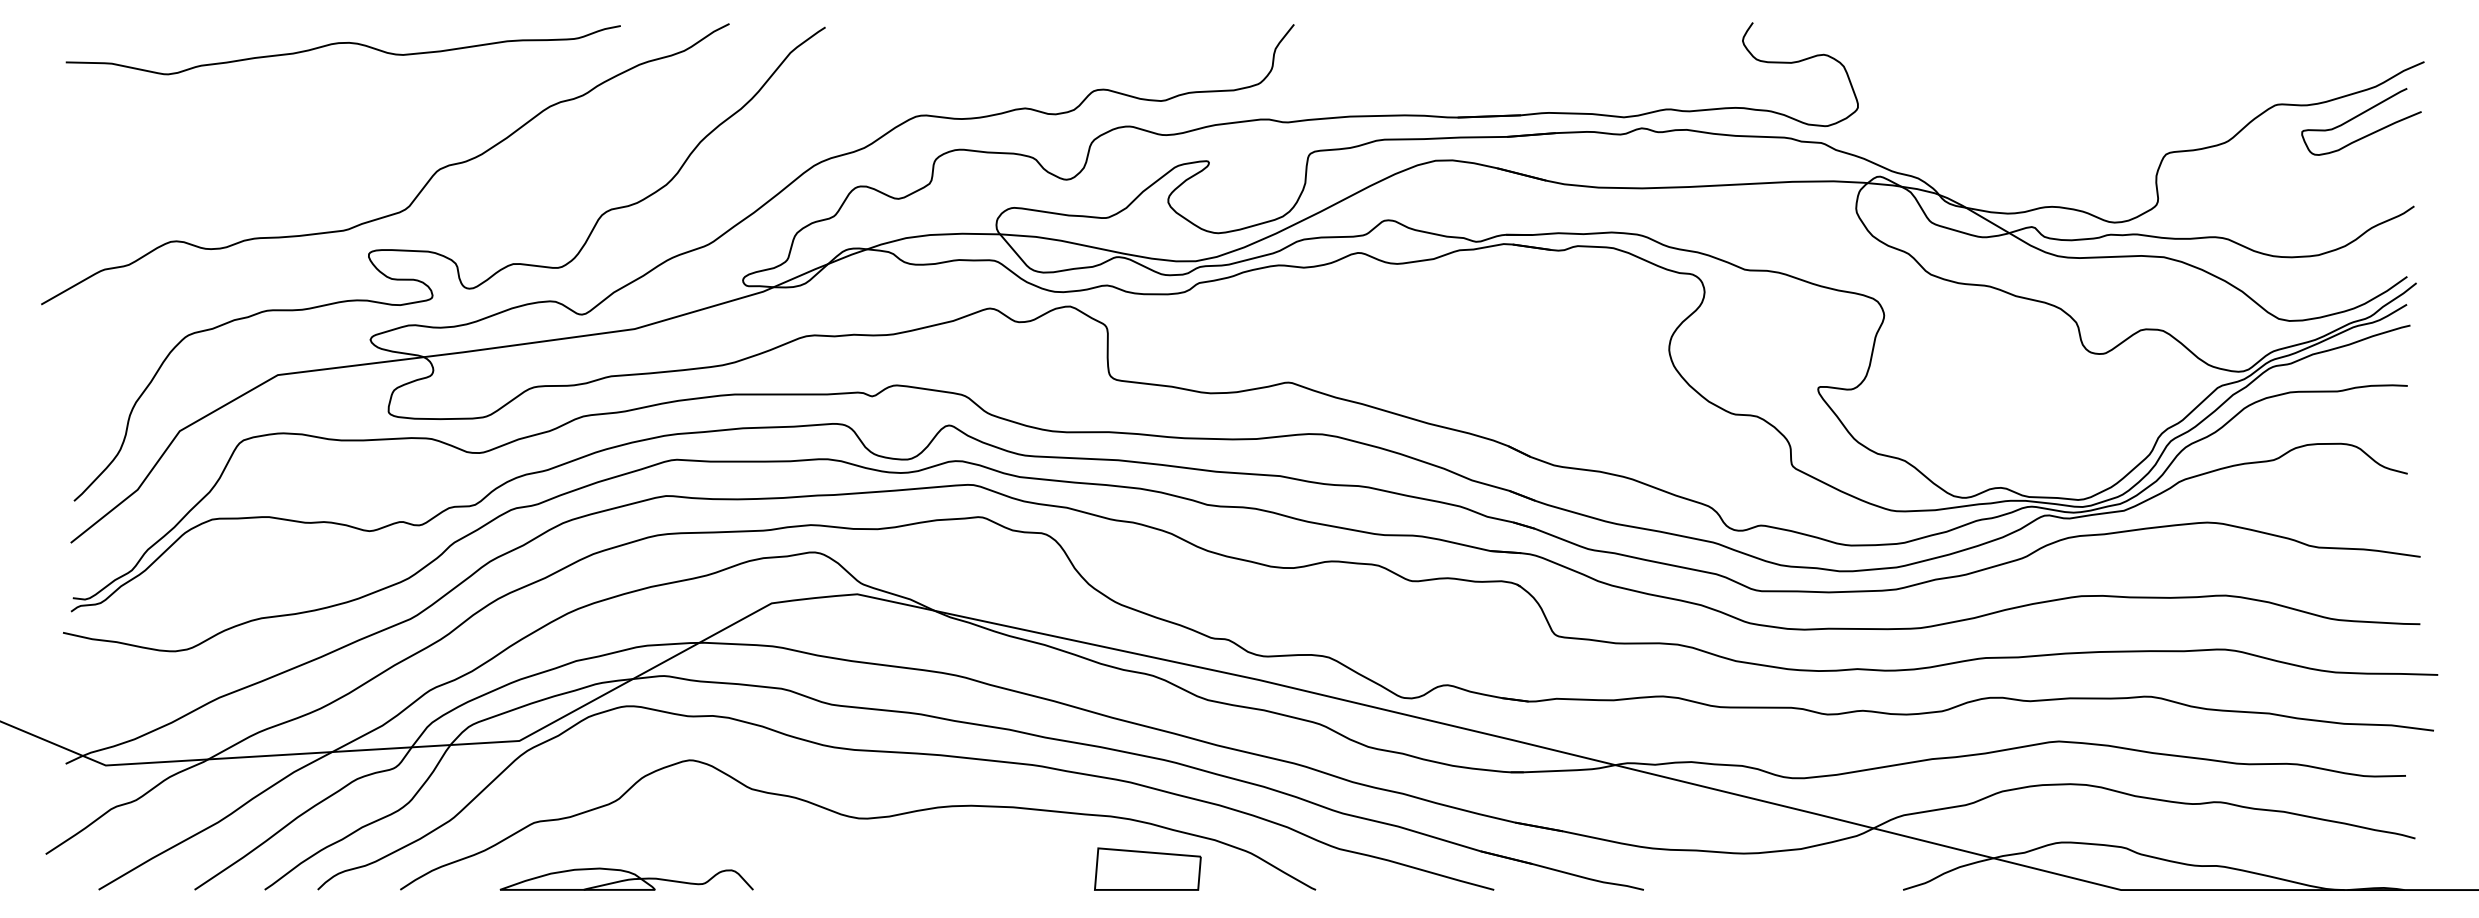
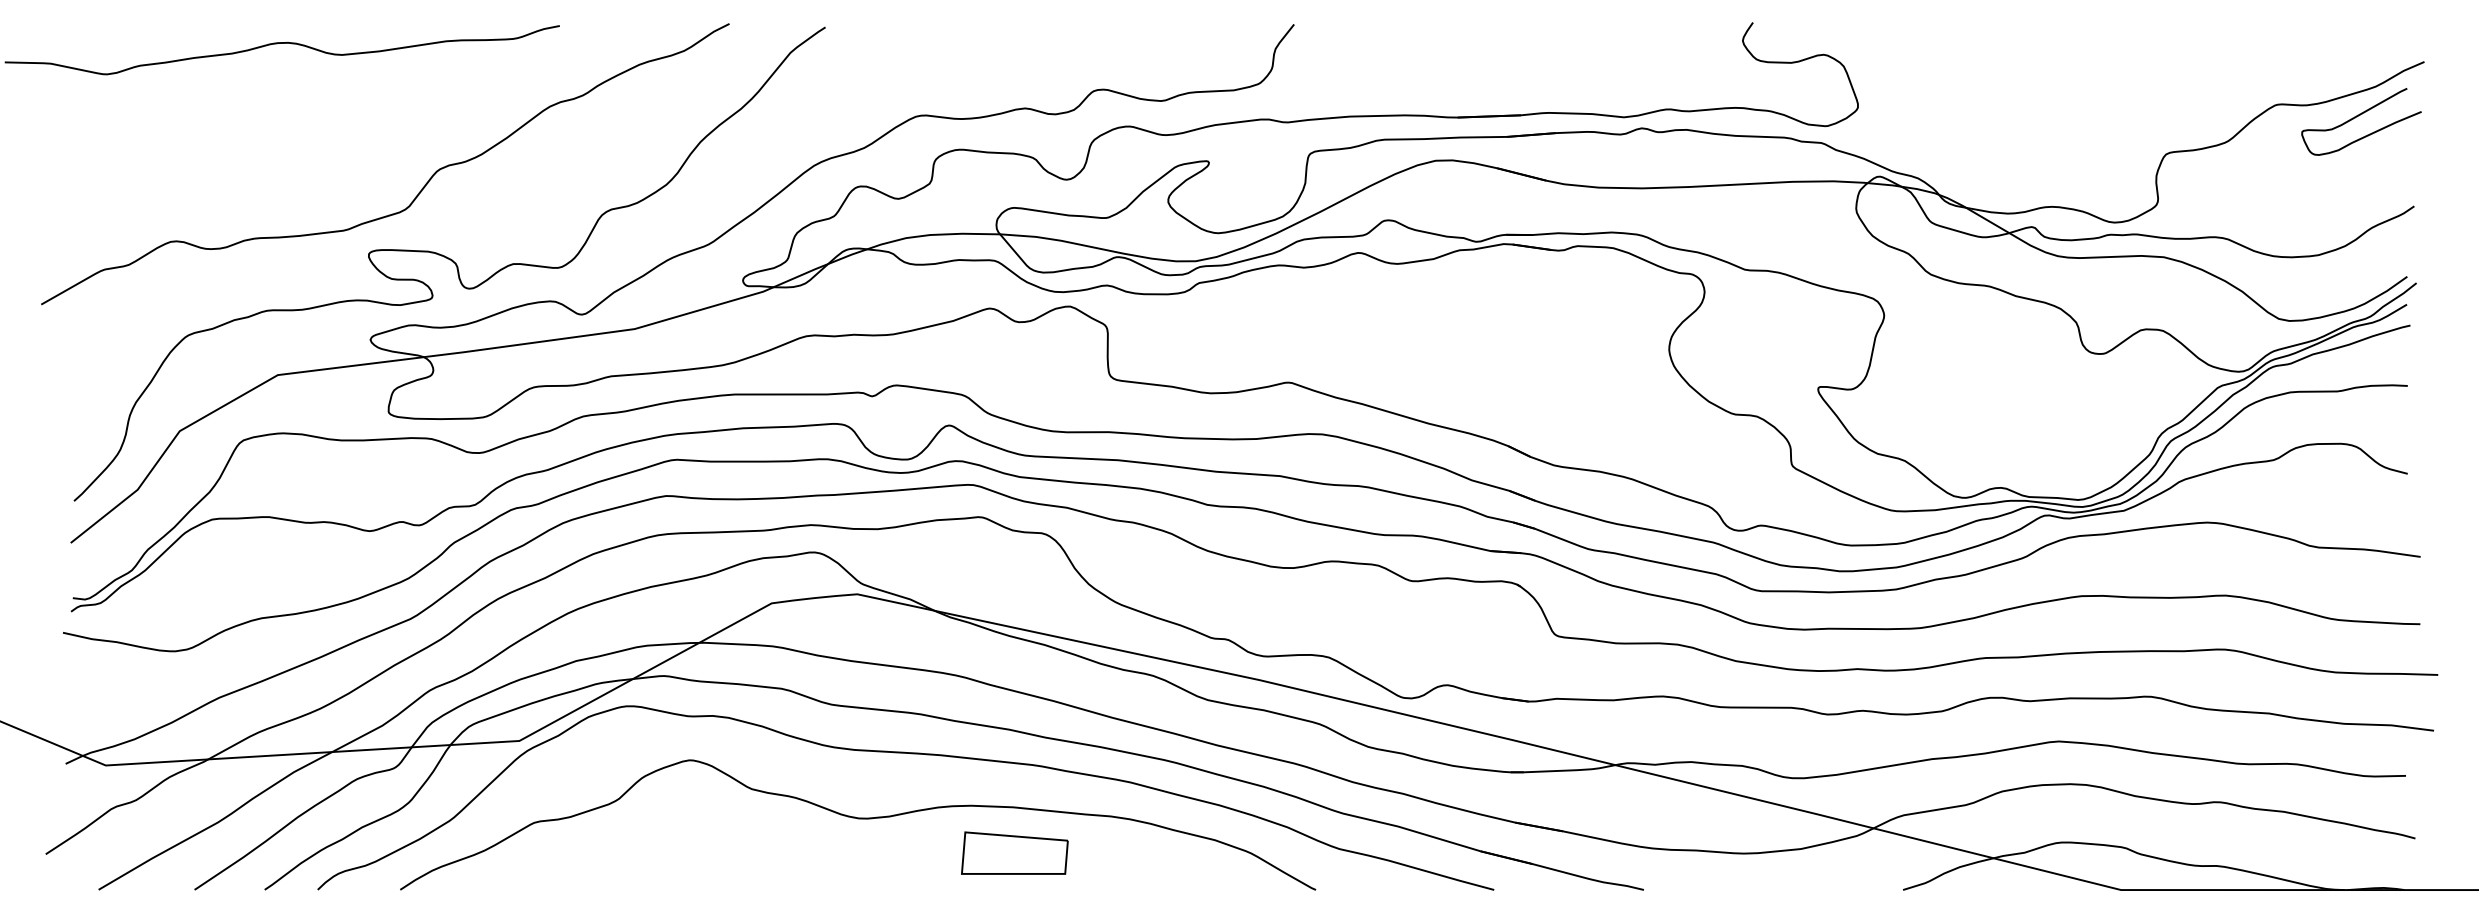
curve position: (342, 43) -> (281, 43) (281, 43)
part position: (1147, 868) -> (1014, 852) (1014, 852)
part: present -> none (626, 878)
